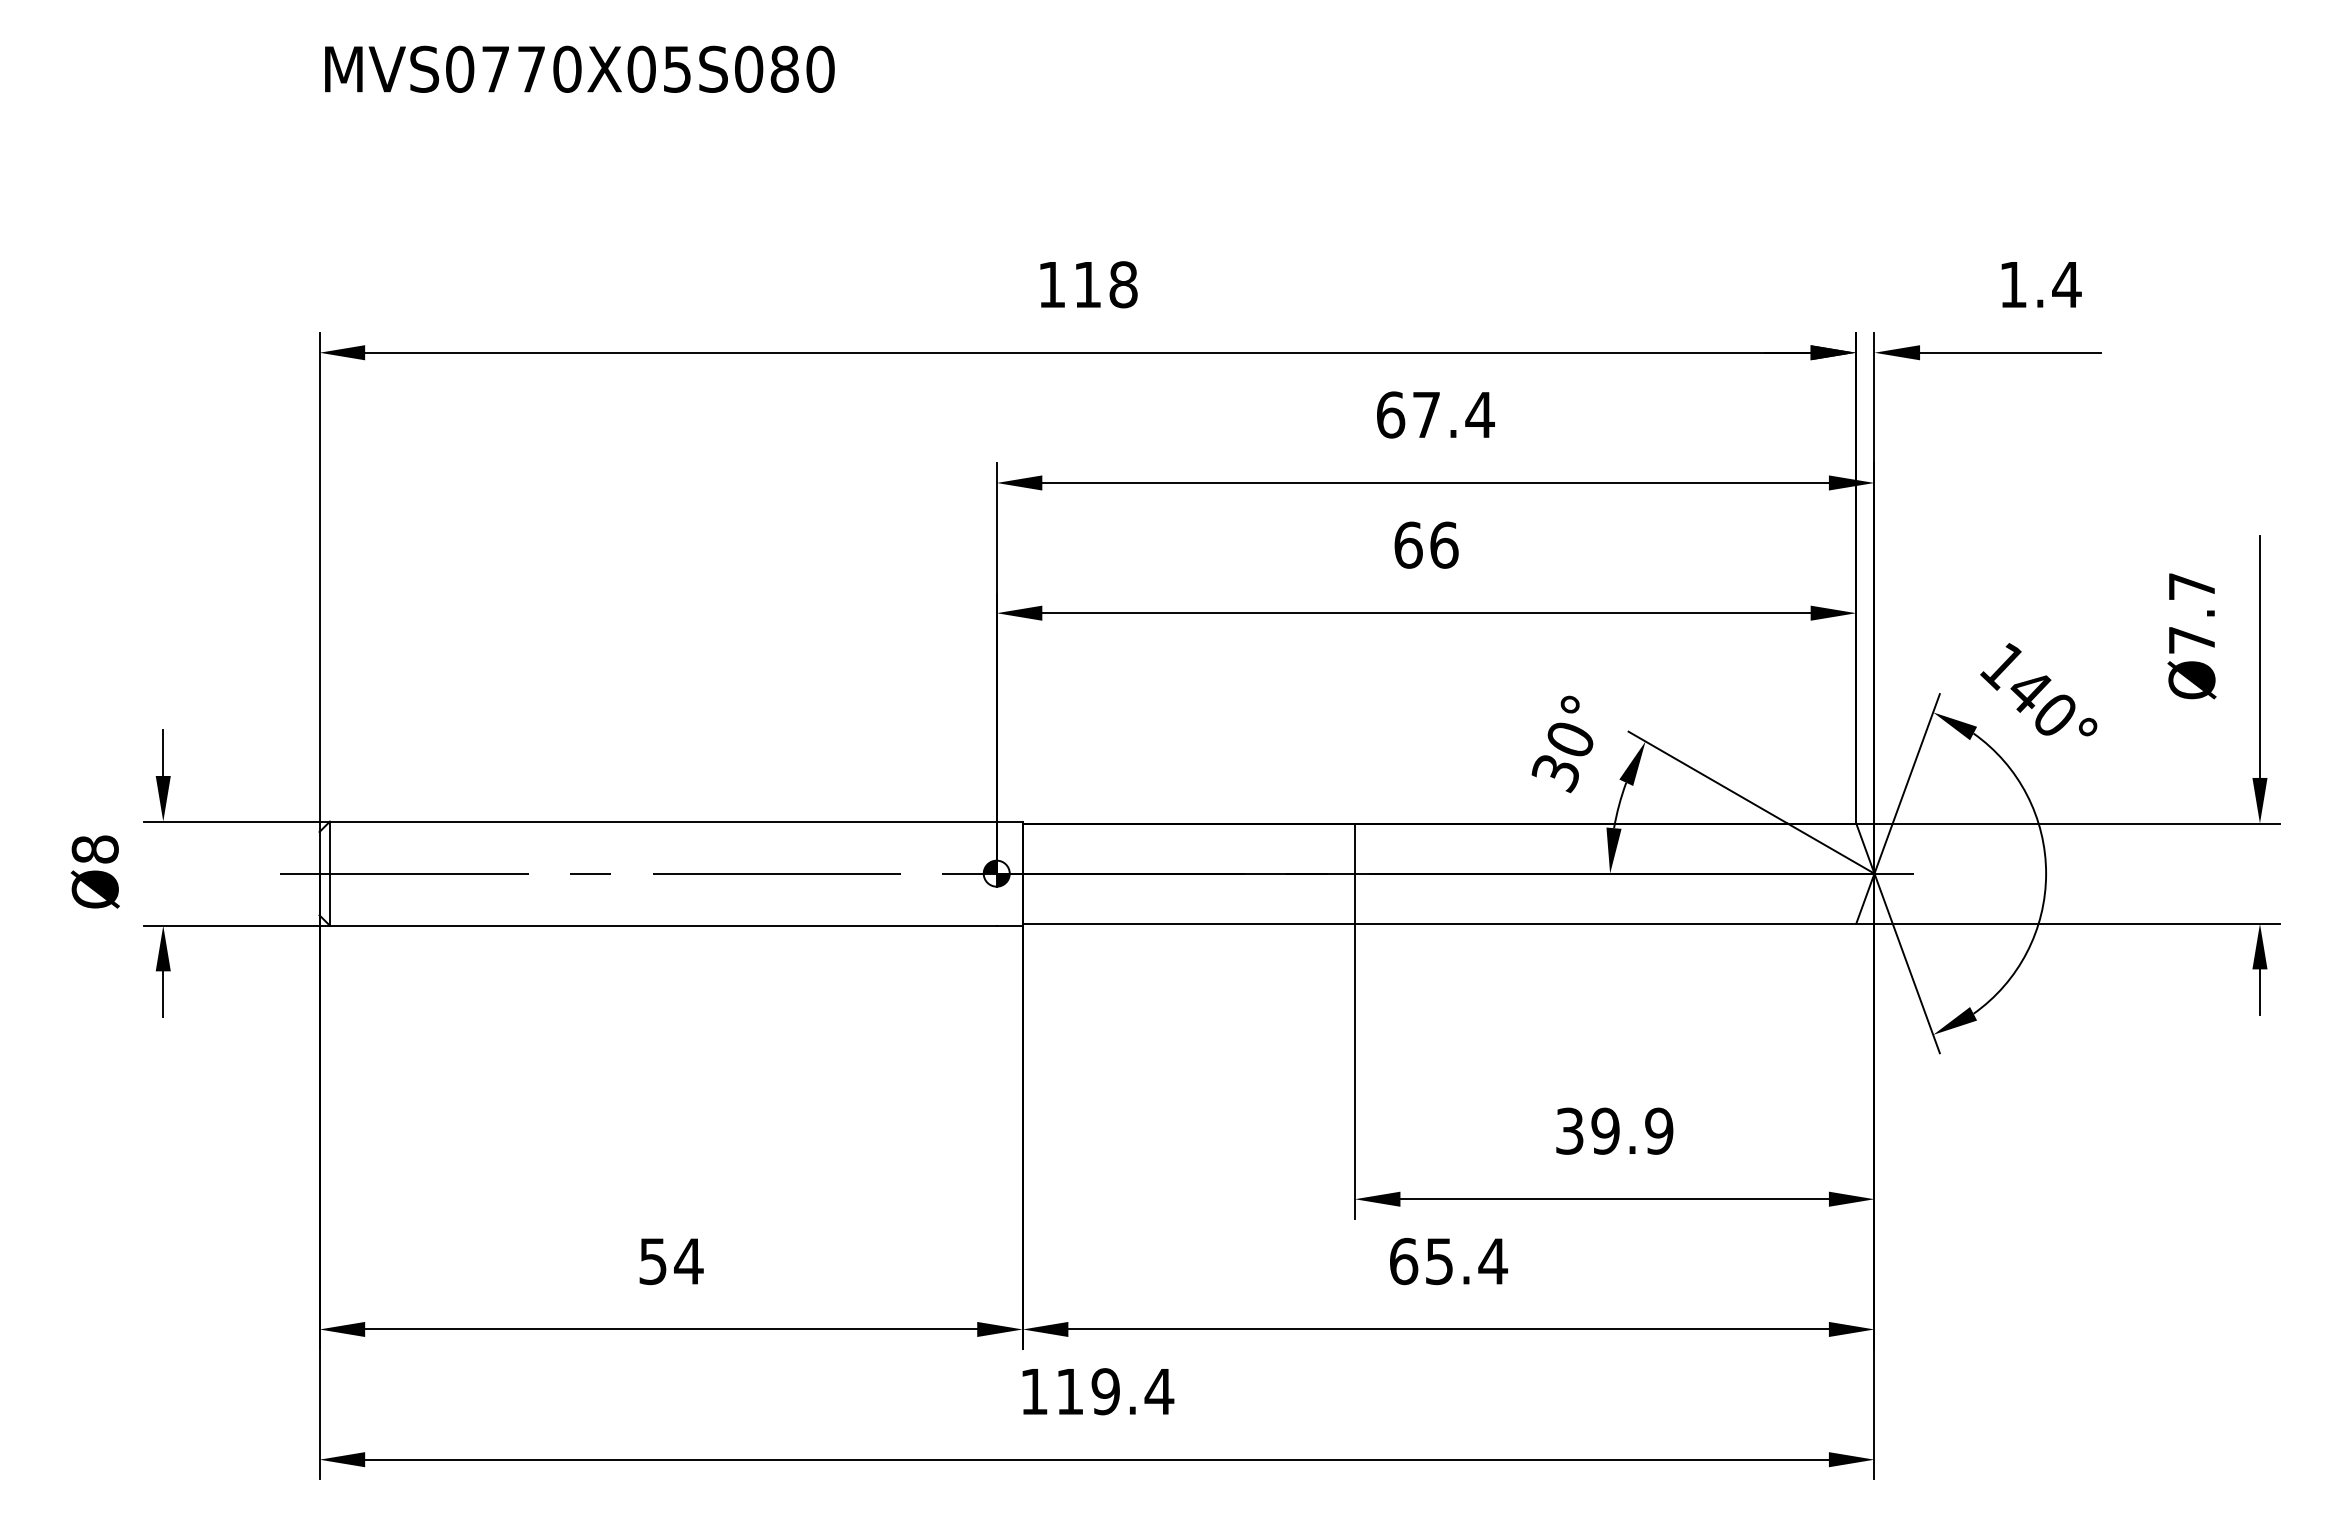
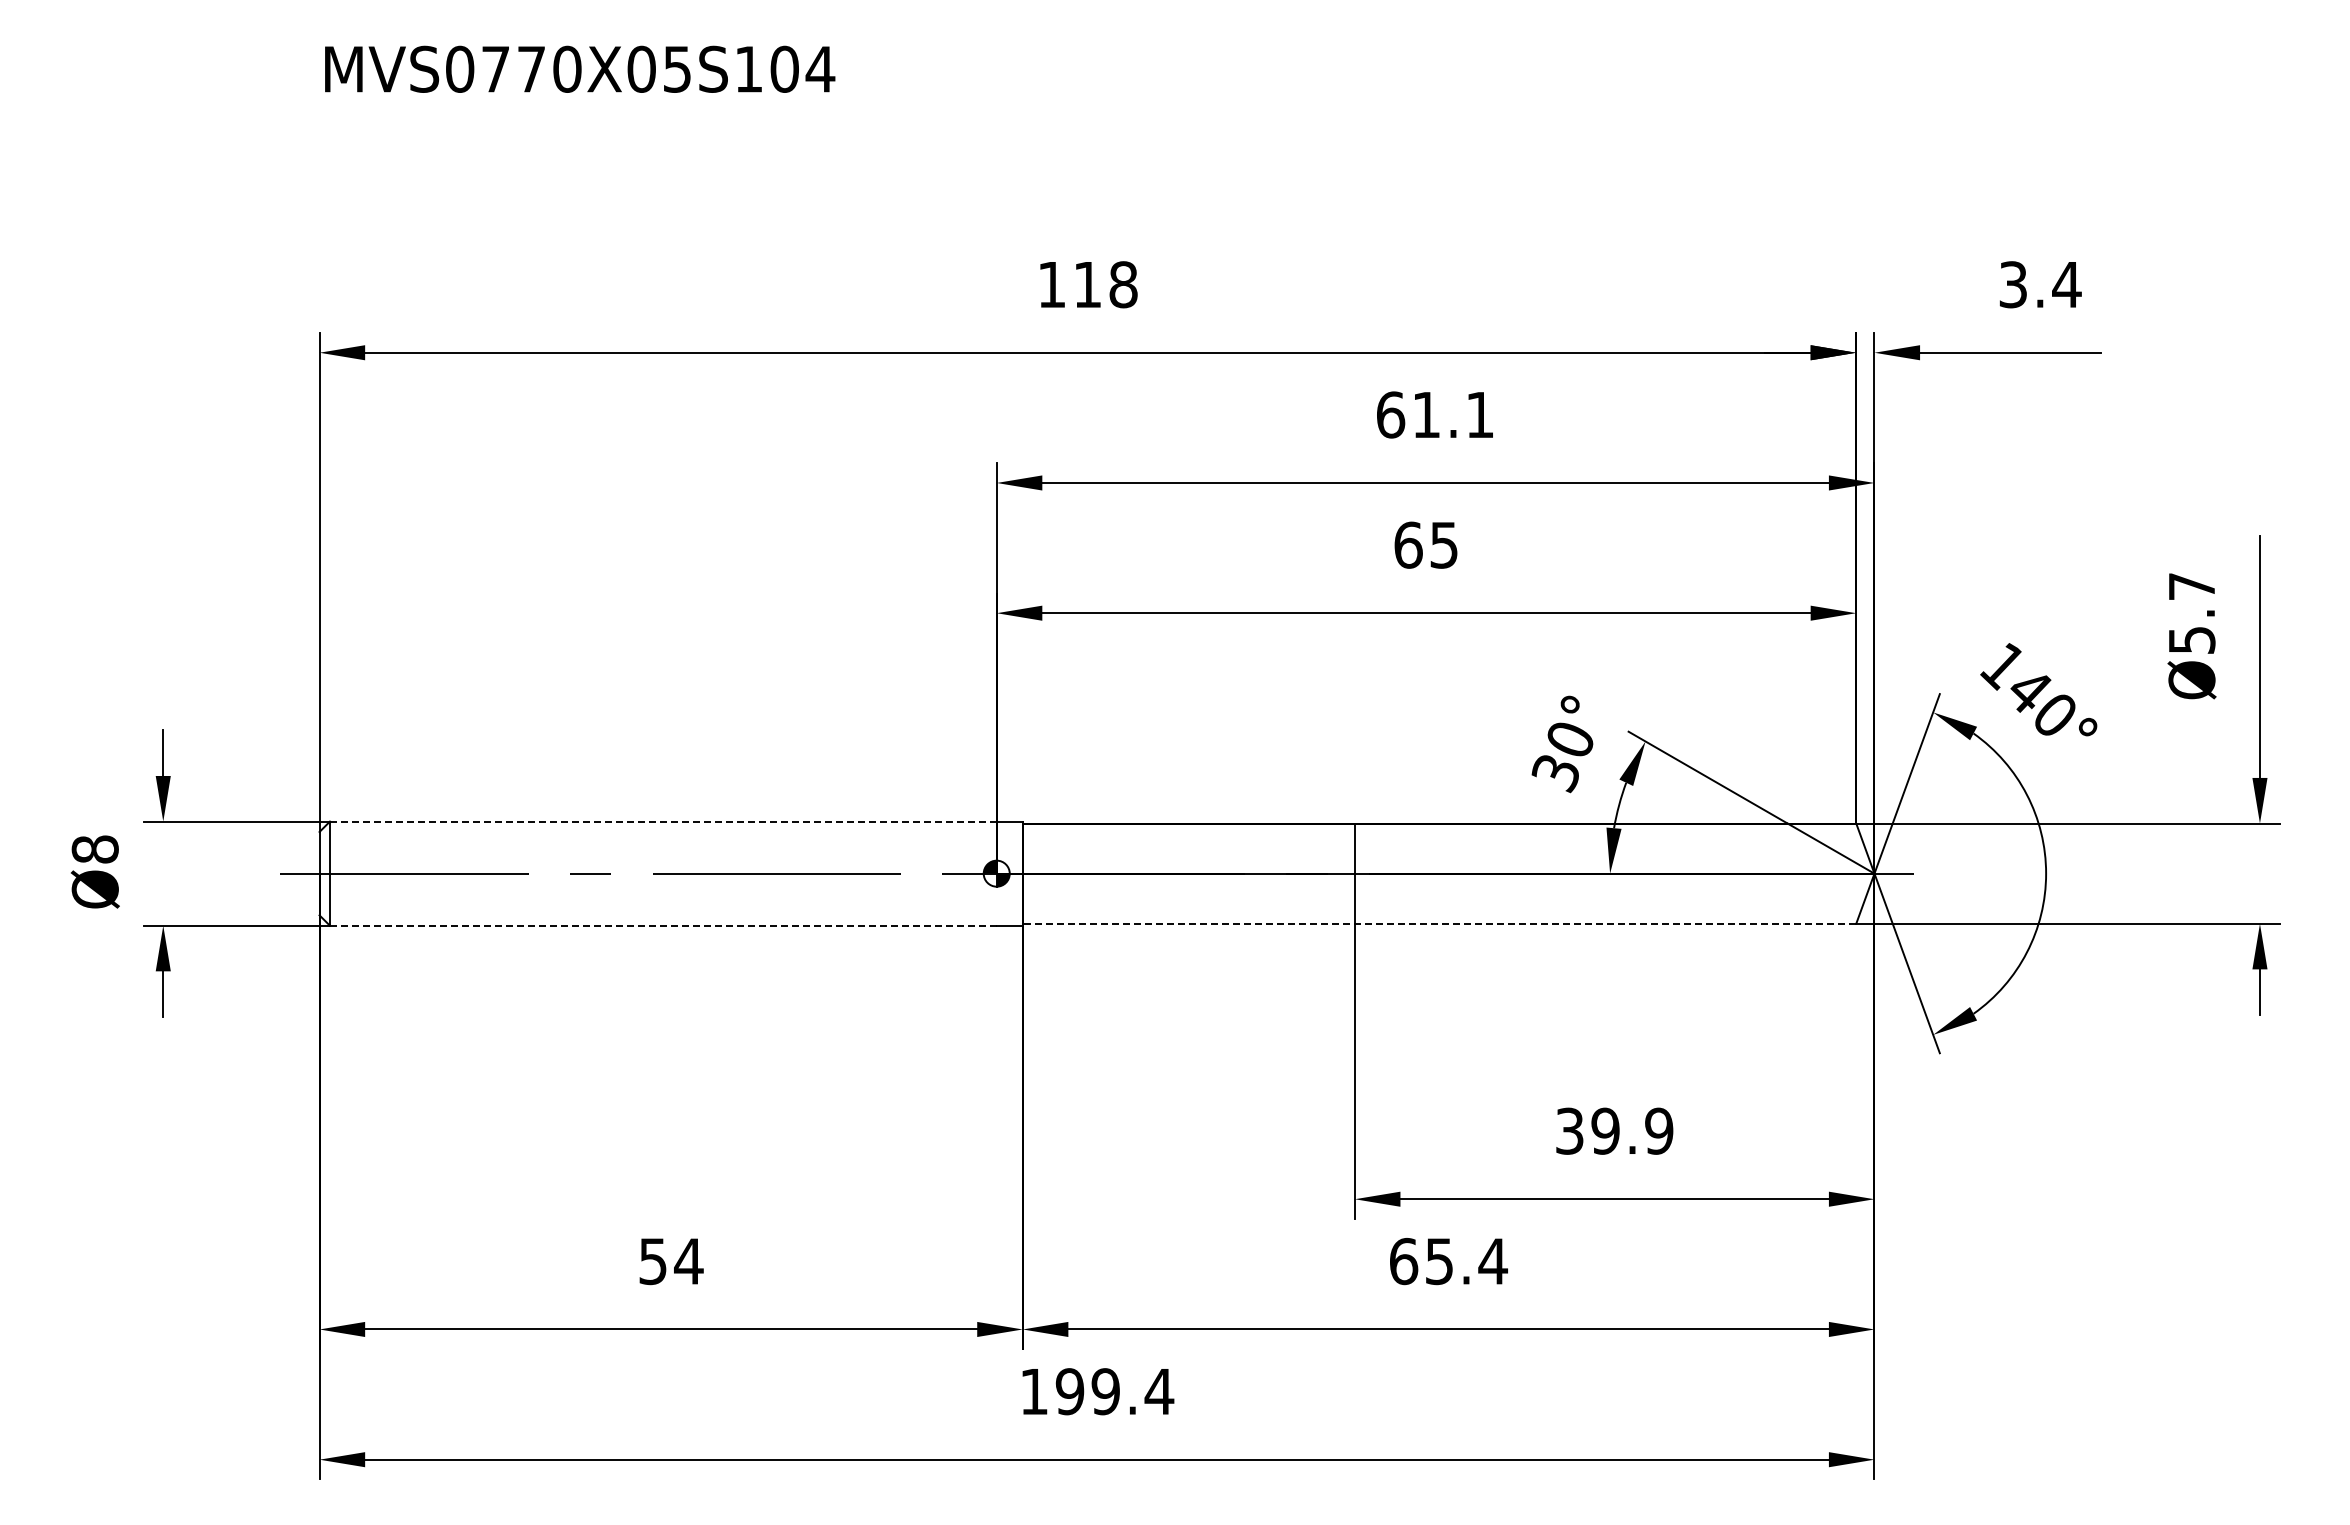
text: MVS0770X05S080 -> MVS0770X05S104 (785, 68)
text: 1.4 -> 3.4 (2012, 284)
text: 67.4 -> 61.1 (1453, 414)
text: 66 -> 65 (1444, 544)
text: Ø7.7 -> Ø5.7 (2192, 640)
line: solid -> dashed (662, 821)
line: solid -> dashed (1439, 923)
line: solid -> dashed (663, 925)
text: 119.4 -> 199.4 (1069, 1391)
